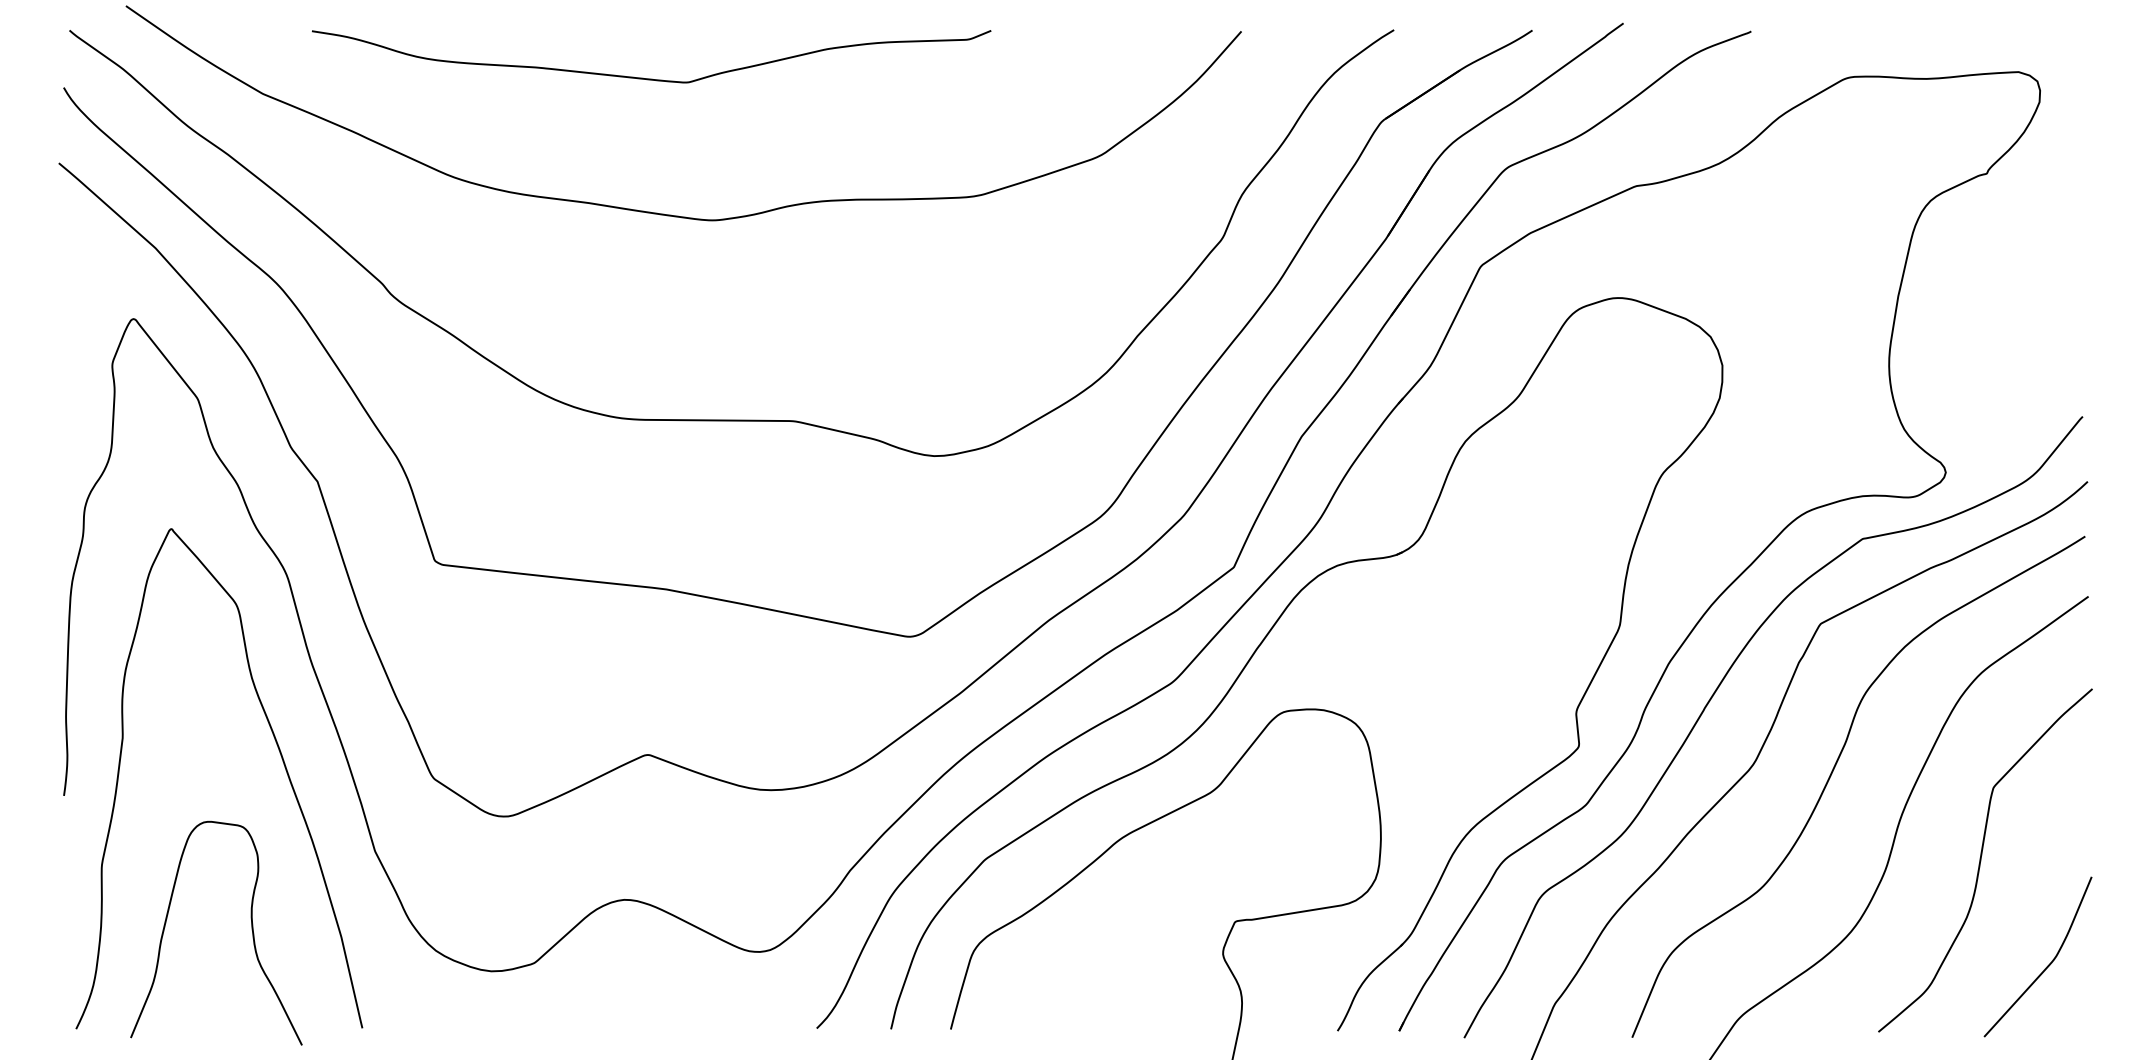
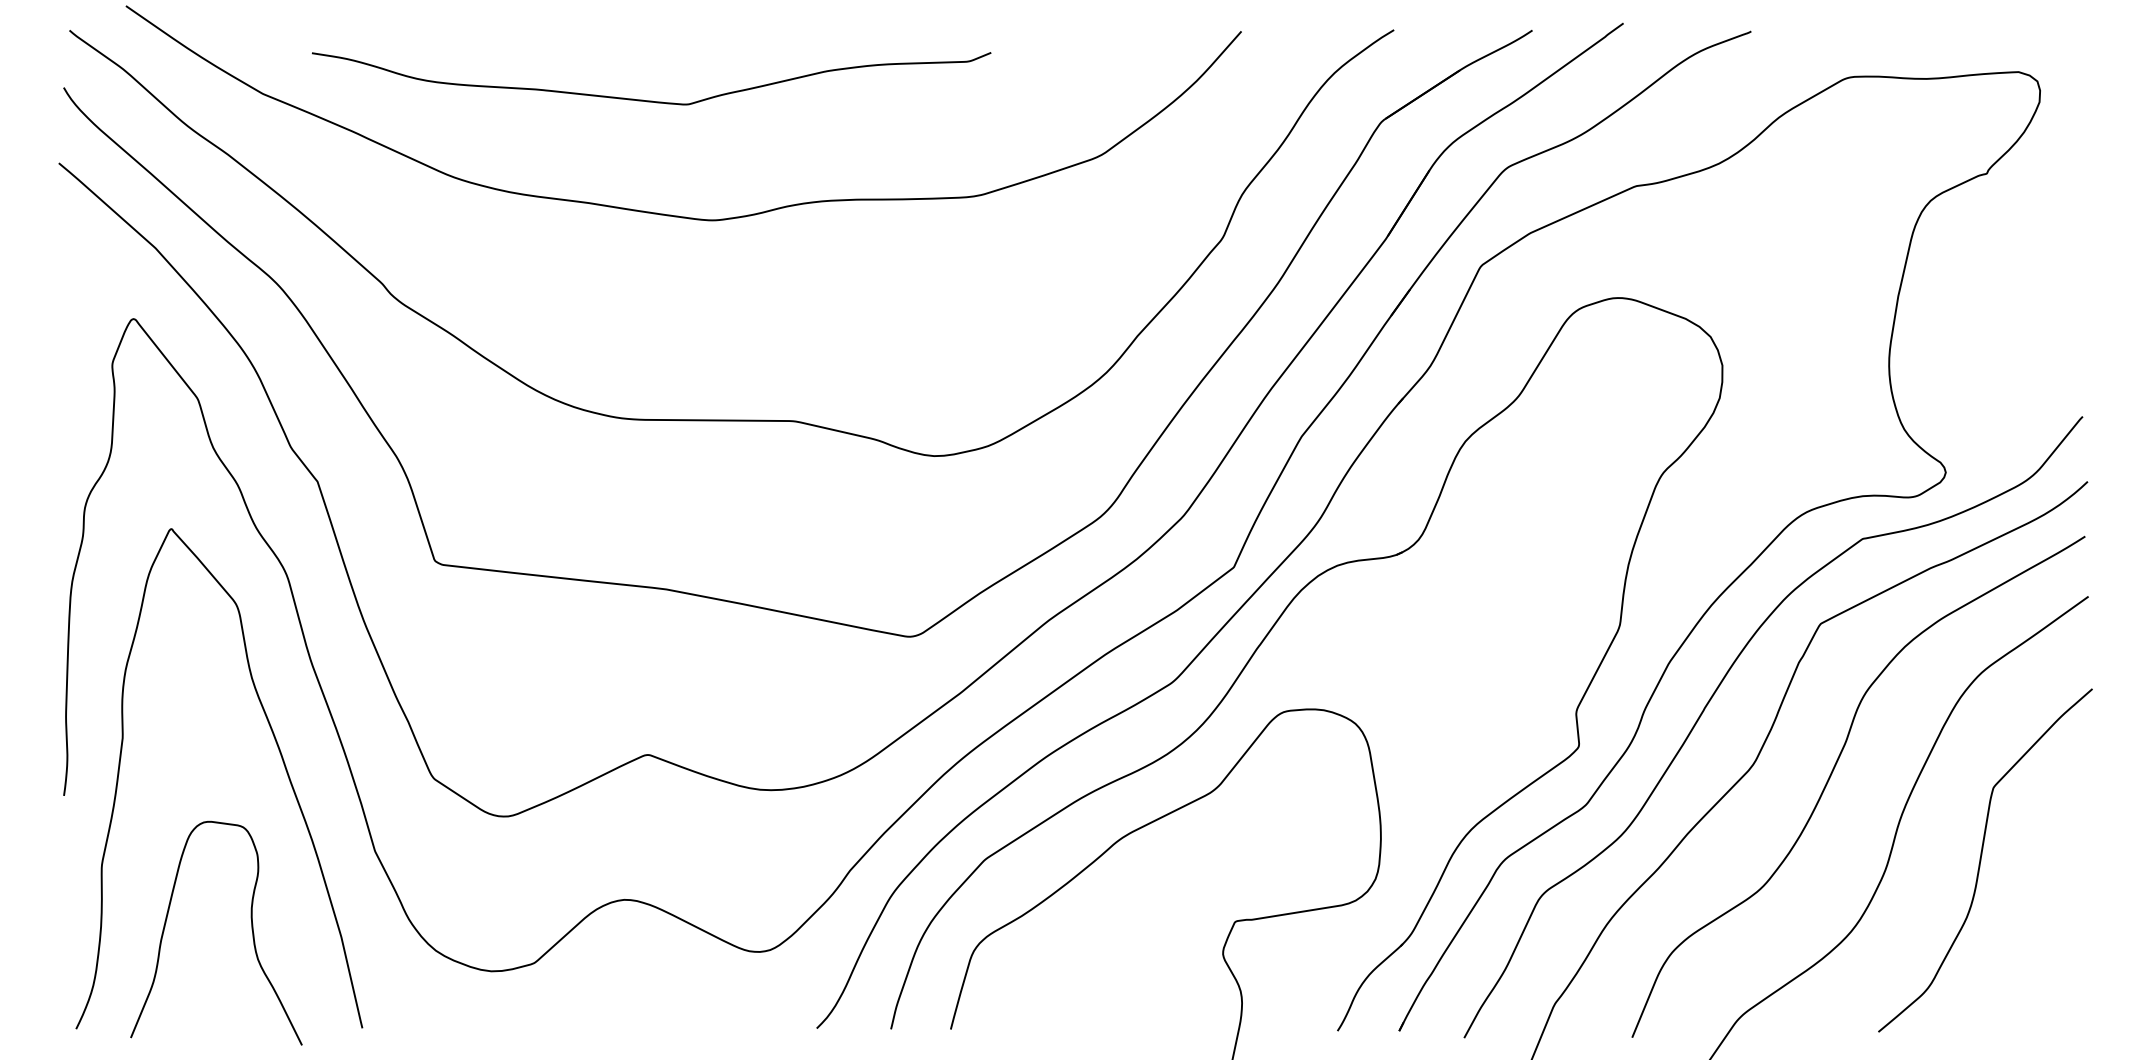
curve position: (651, 78) -> (651, 100) (651, 100)
curve: present -> none (2047, 965)
